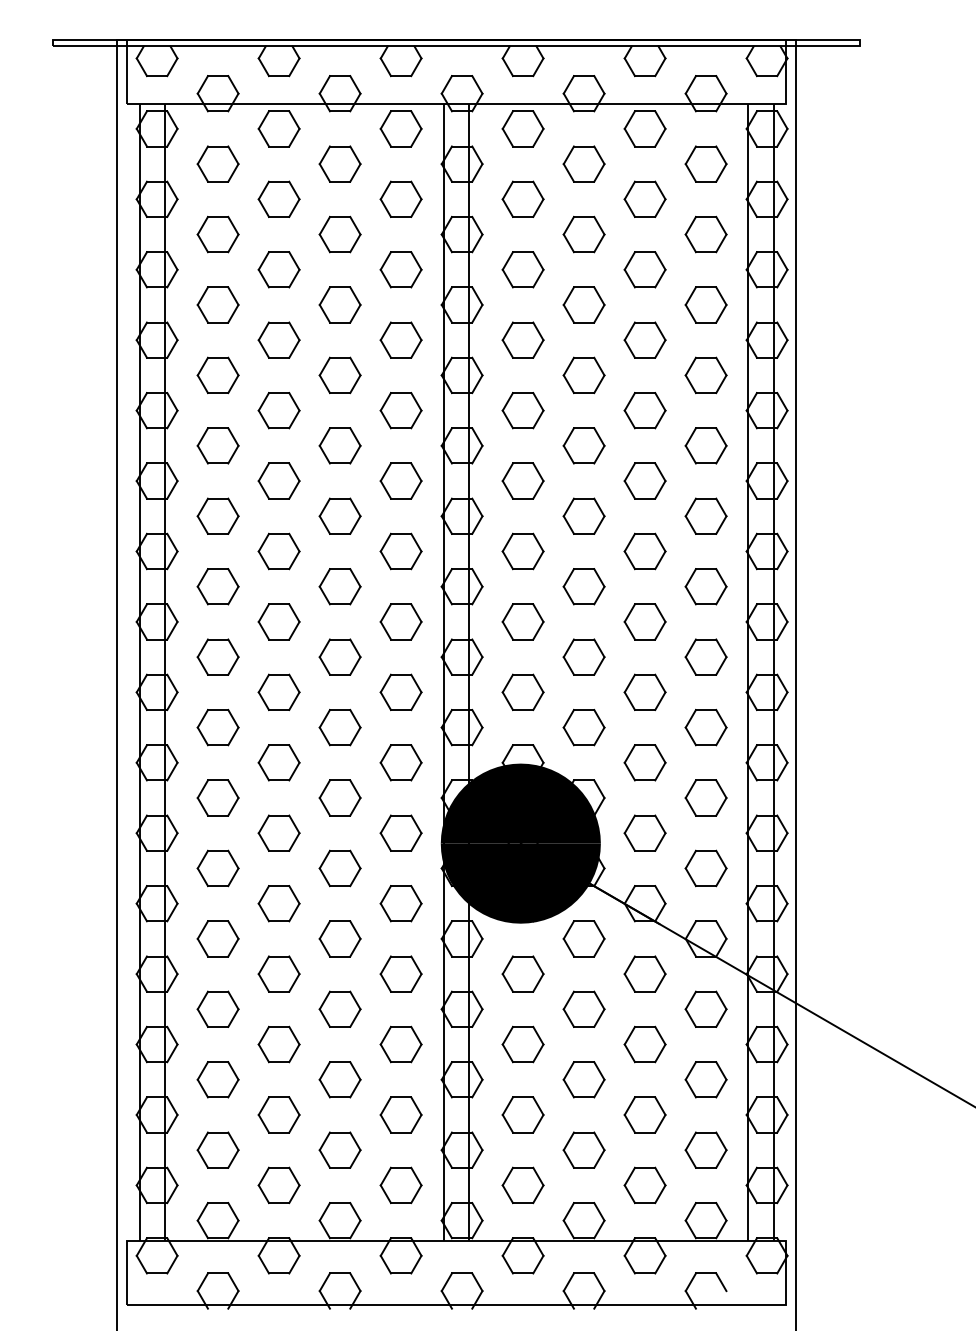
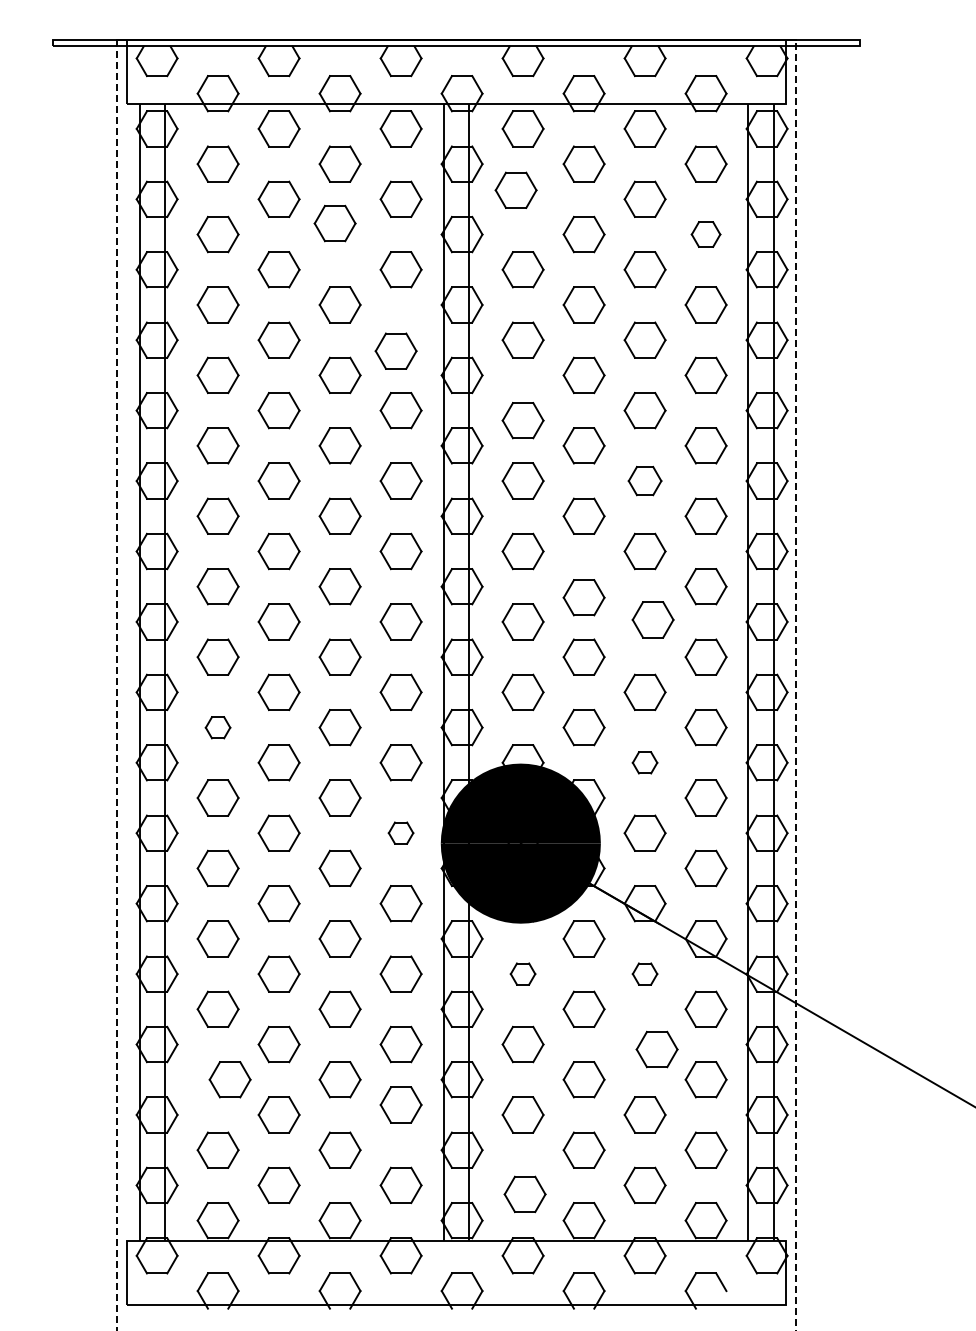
part position: (522, 198) -> (515, 189) (515, 189)
part position: (339, 234) -> (334, 223) (334, 223)
part size: 44x39 px -> 32x27 px (705, 234)
part position: (400, 339) -> (395, 350) (395, 350)
part position: (522, 410) -> (522, 420) (522, 420)
part size: 44x38 px -> 36x32 px (644, 480)
part position: (583, 586) -> (583, 597) (583, 597)
part position: (644, 621) -> (652, 619) (652, 619)
line: solid -> dashed (795, 684)
line: solid -> dashed (117, 685)
part size: 44x38 px -> 28x24 px (217, 727)
part size: 44x38 px -> 28x24 px (644, 762)
part size: 44x38 px -> 28x24 px (400, 832)
part size: 44x38 px -> 28x24 px (522, 973)
part size: 44x38 px -> 28x24 px (644, 973)
part position: (644, 1044) -> (656, 1049) (656, 1049)
part position: (217, 1079) -> (229, 1079) (229, 1079)
part position: (400, 1114) -> (400, 1104) (400, 1104)
part position: (522, 1185) -> (524, 1194) (524, 1194)
